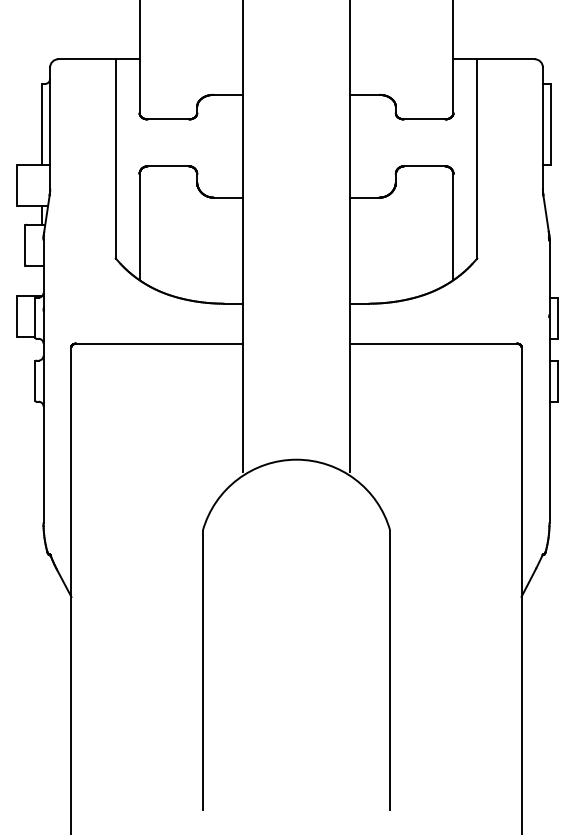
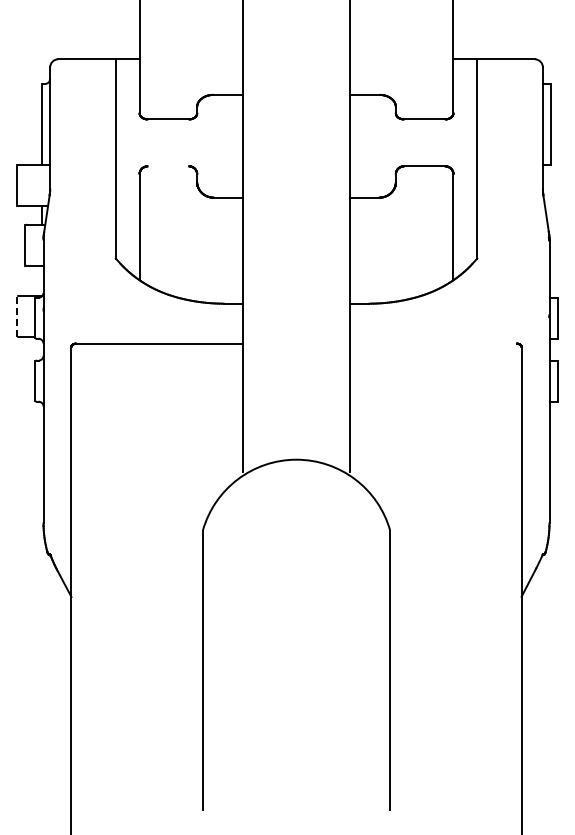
line: present -> none (167, 166)
line: solid -> dashed (17, 315)
line: present -> none (432, 343)
